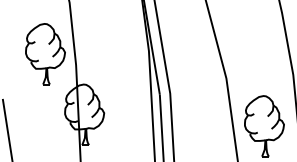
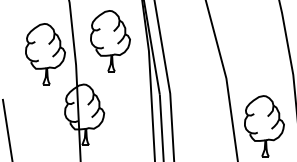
part: none -> present (110, 41)
